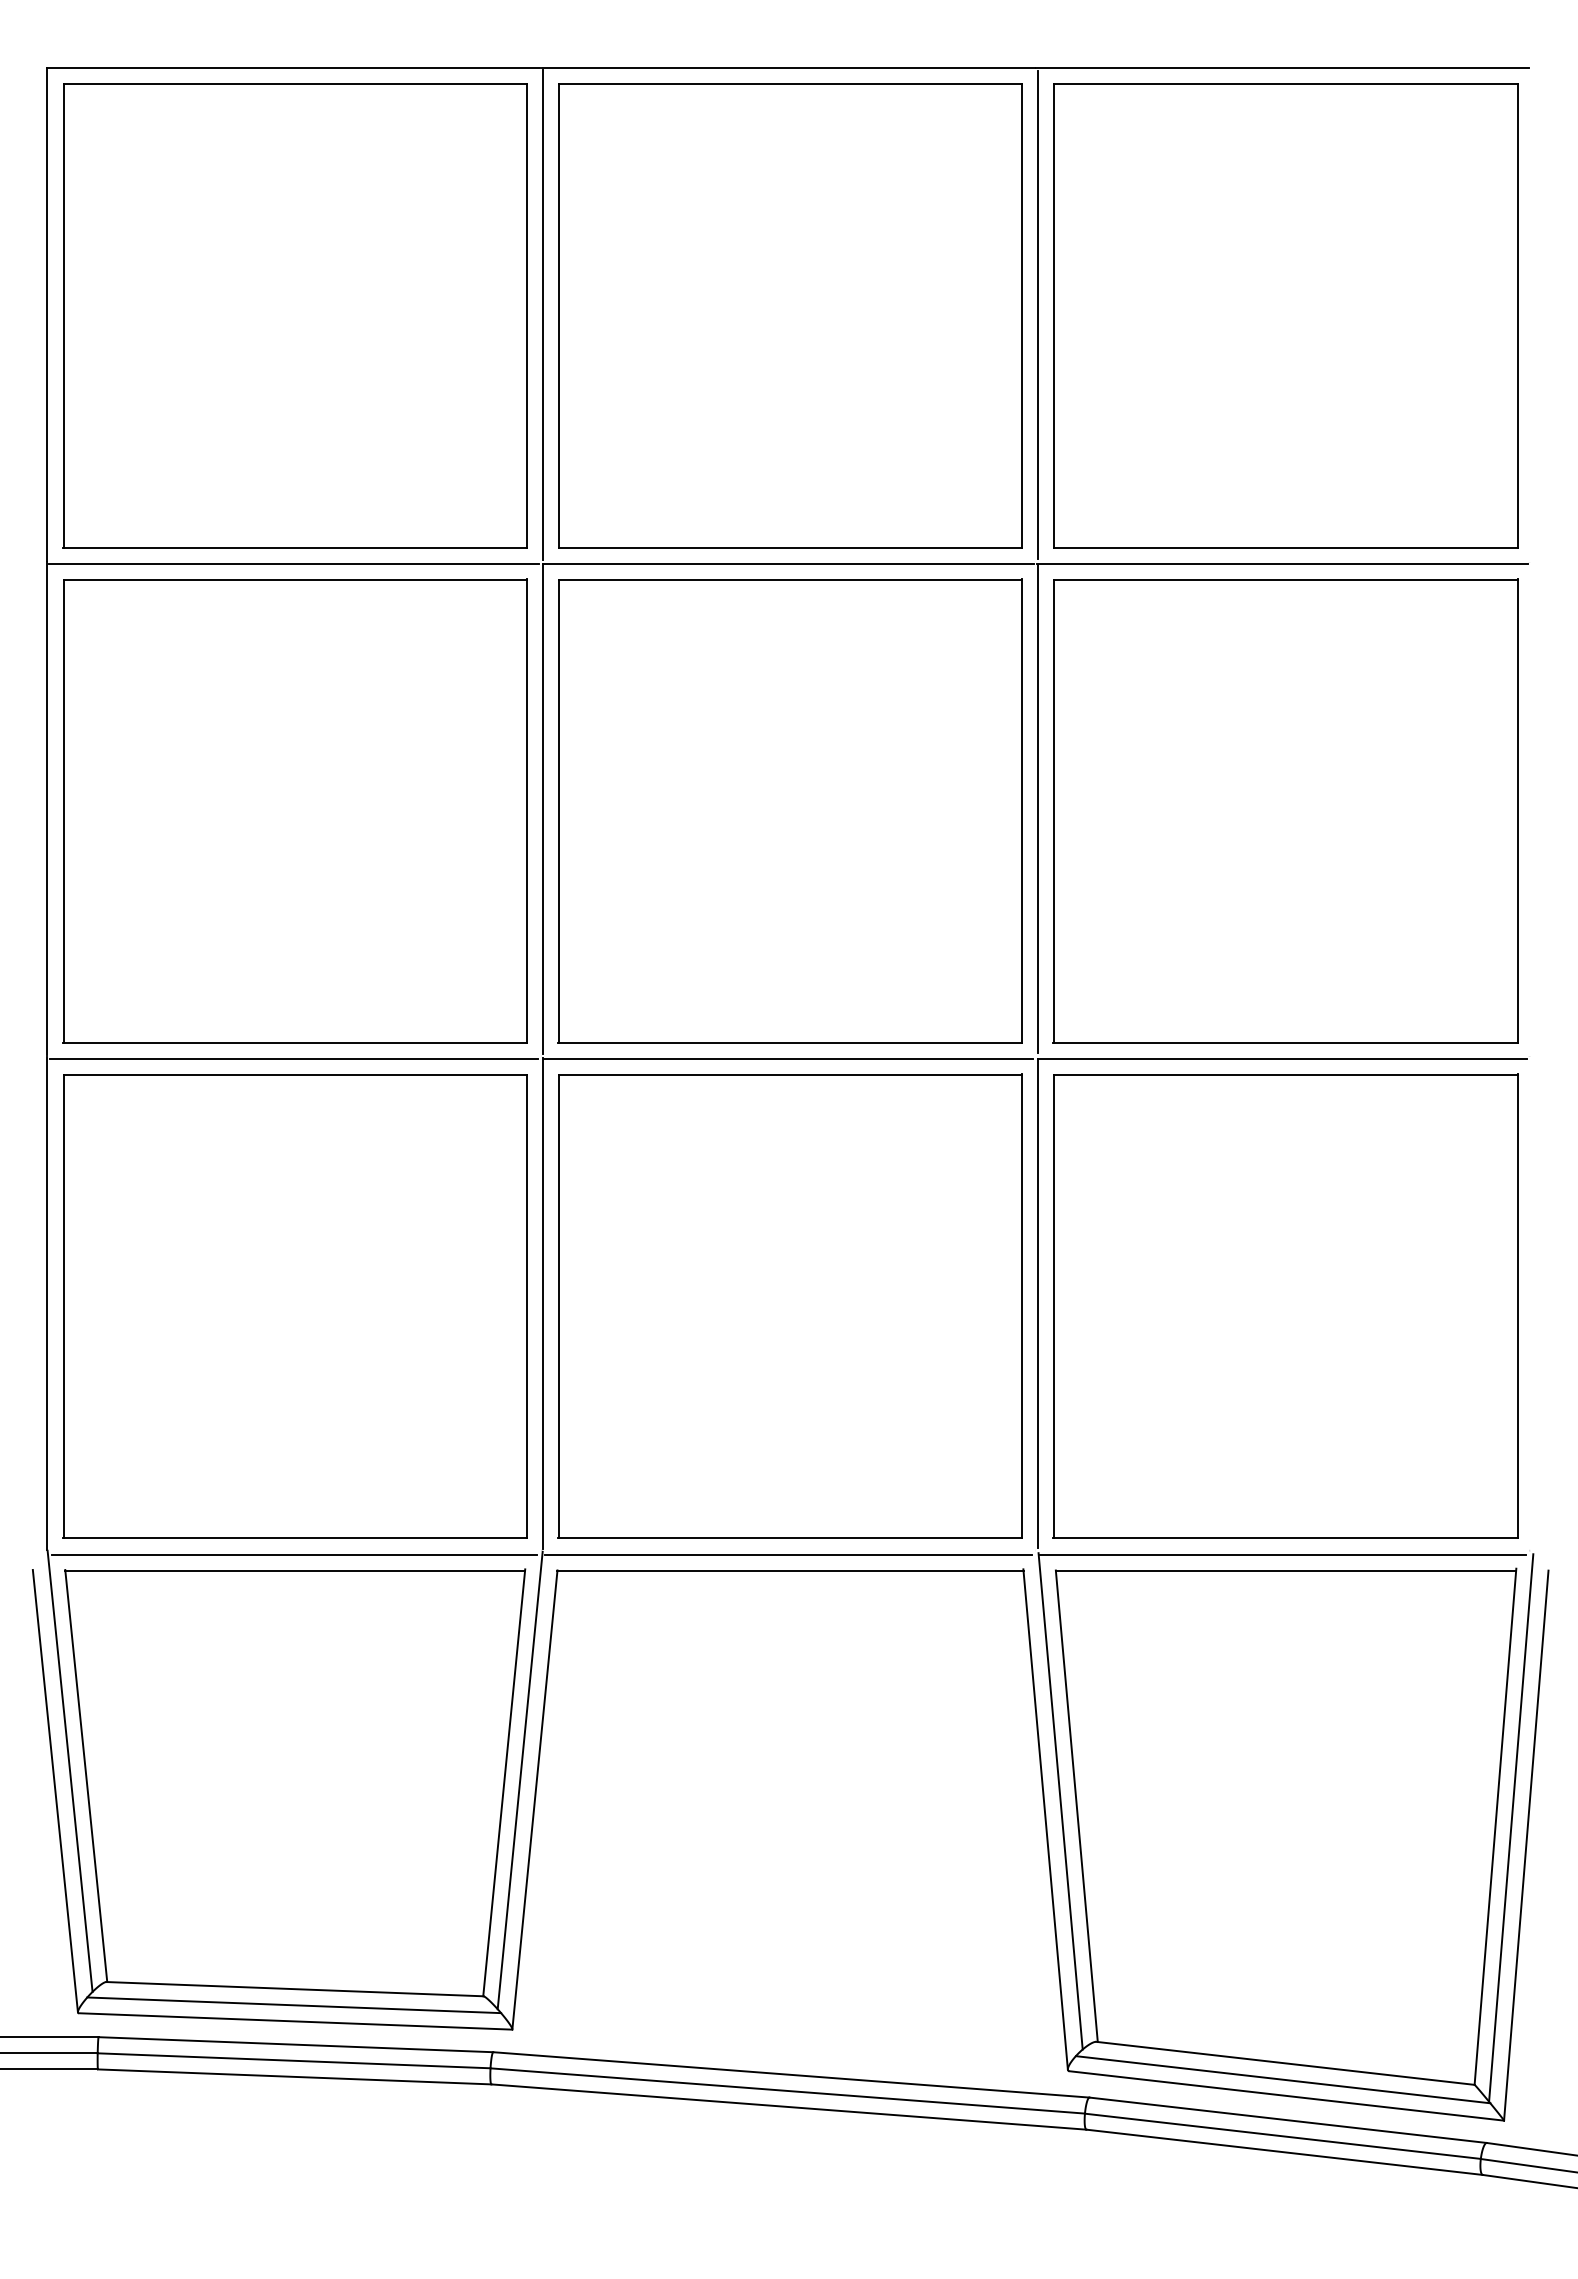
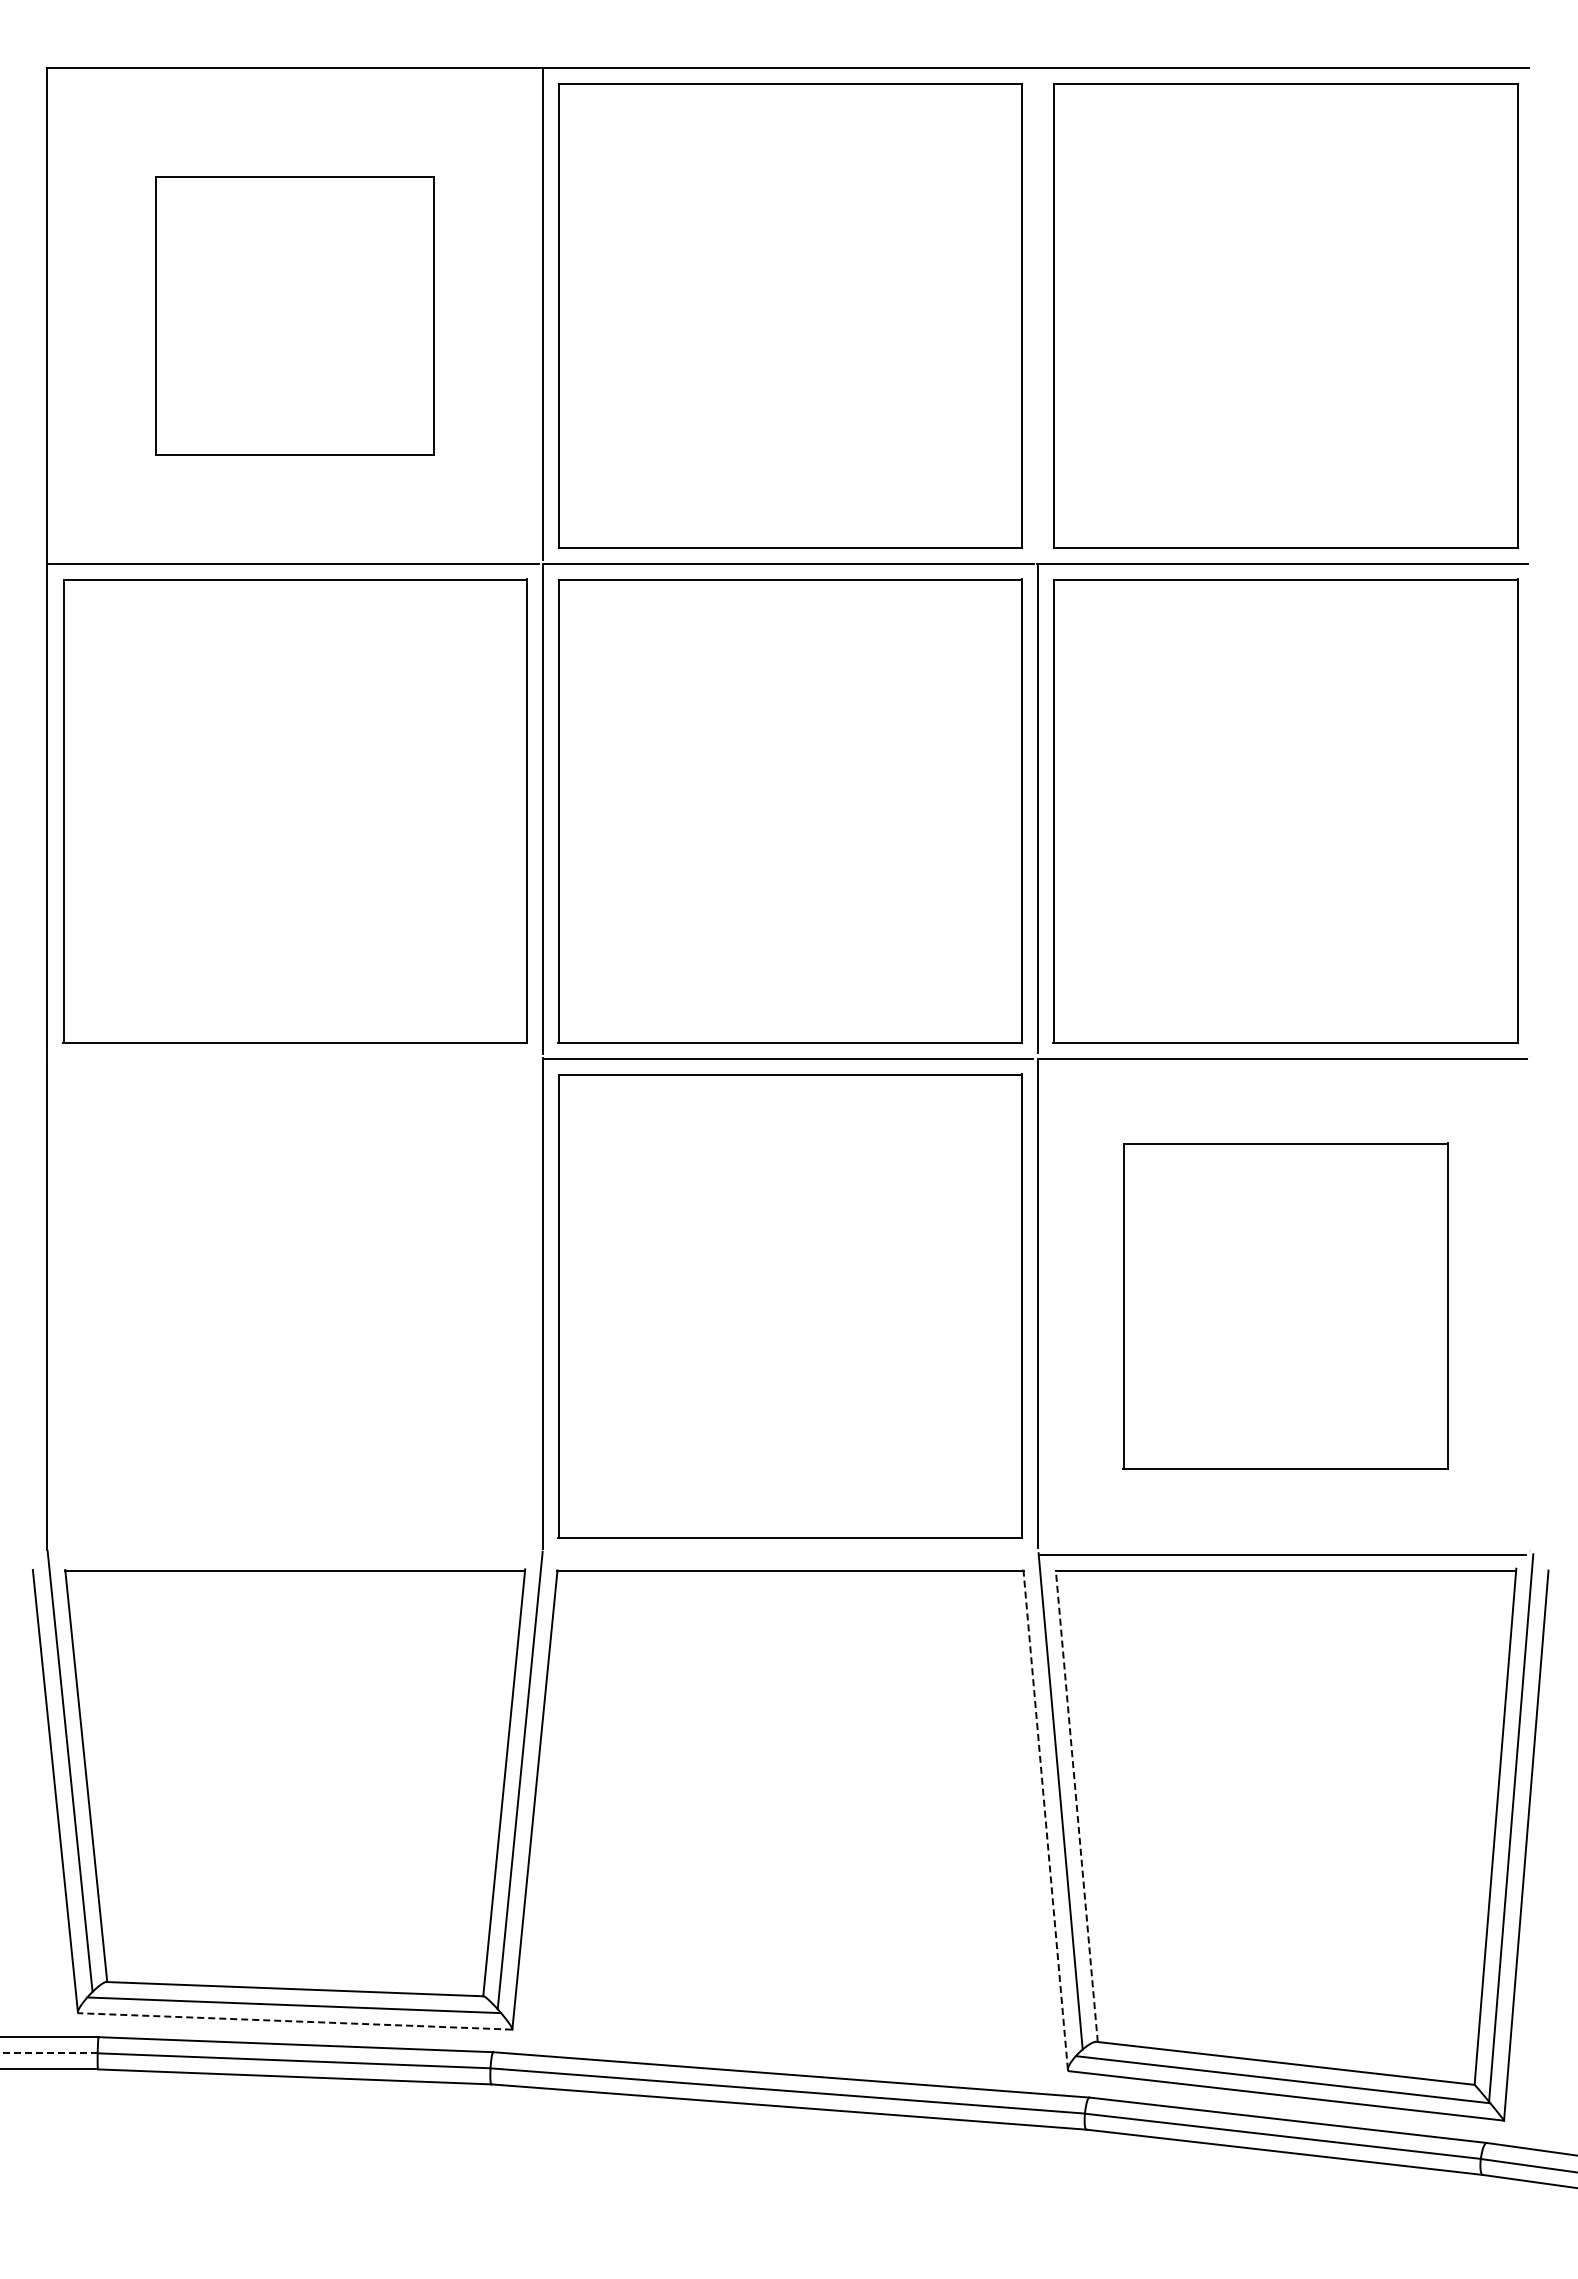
line: present -> none (1038, 314)
part size: 466x466 px -> 280x280 px (294, 315)
line: present -> none (294, 1059)
part size: 467x466 px -> 327x328 px (1285, 1305)
part: present -> none (294, 1306)
line: present -> none (293, 1554)
line: present -> none (788, 1554)
line: solid -> dashed (1076, 1806)
line: solid -> dashed (1045, 1819)
line: solid -> dashed (295, 2021)
line: solid -> dashed (48, 2053)
